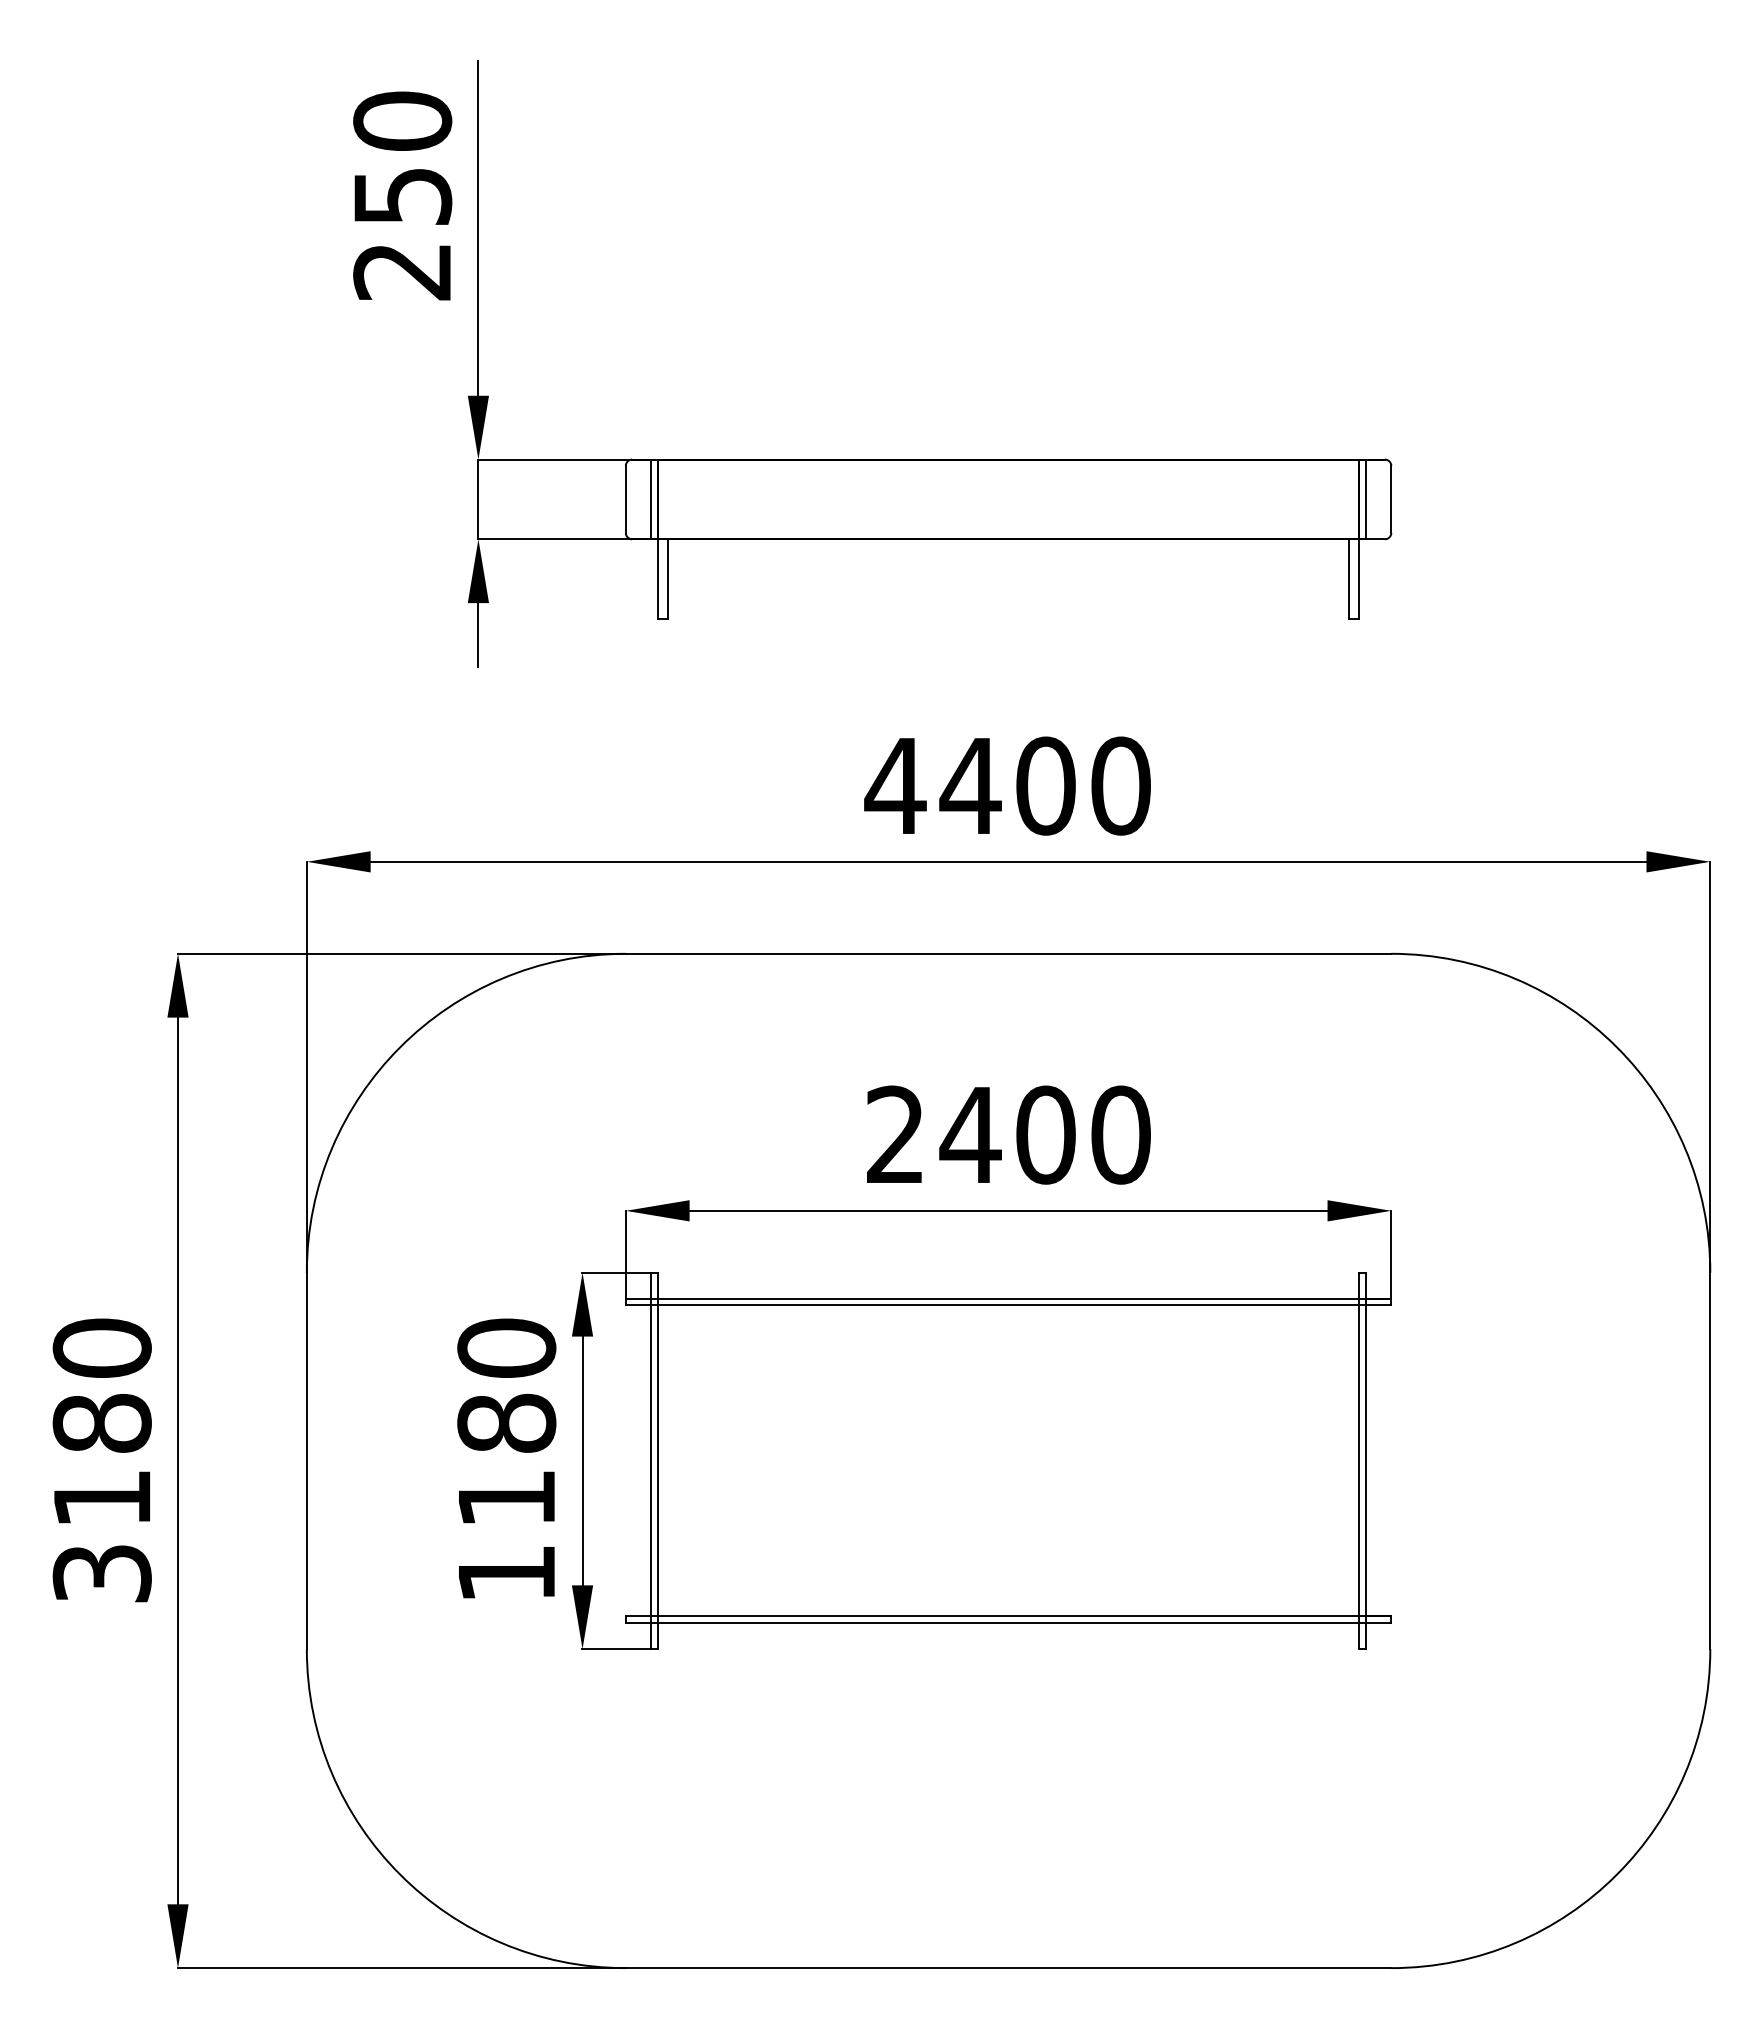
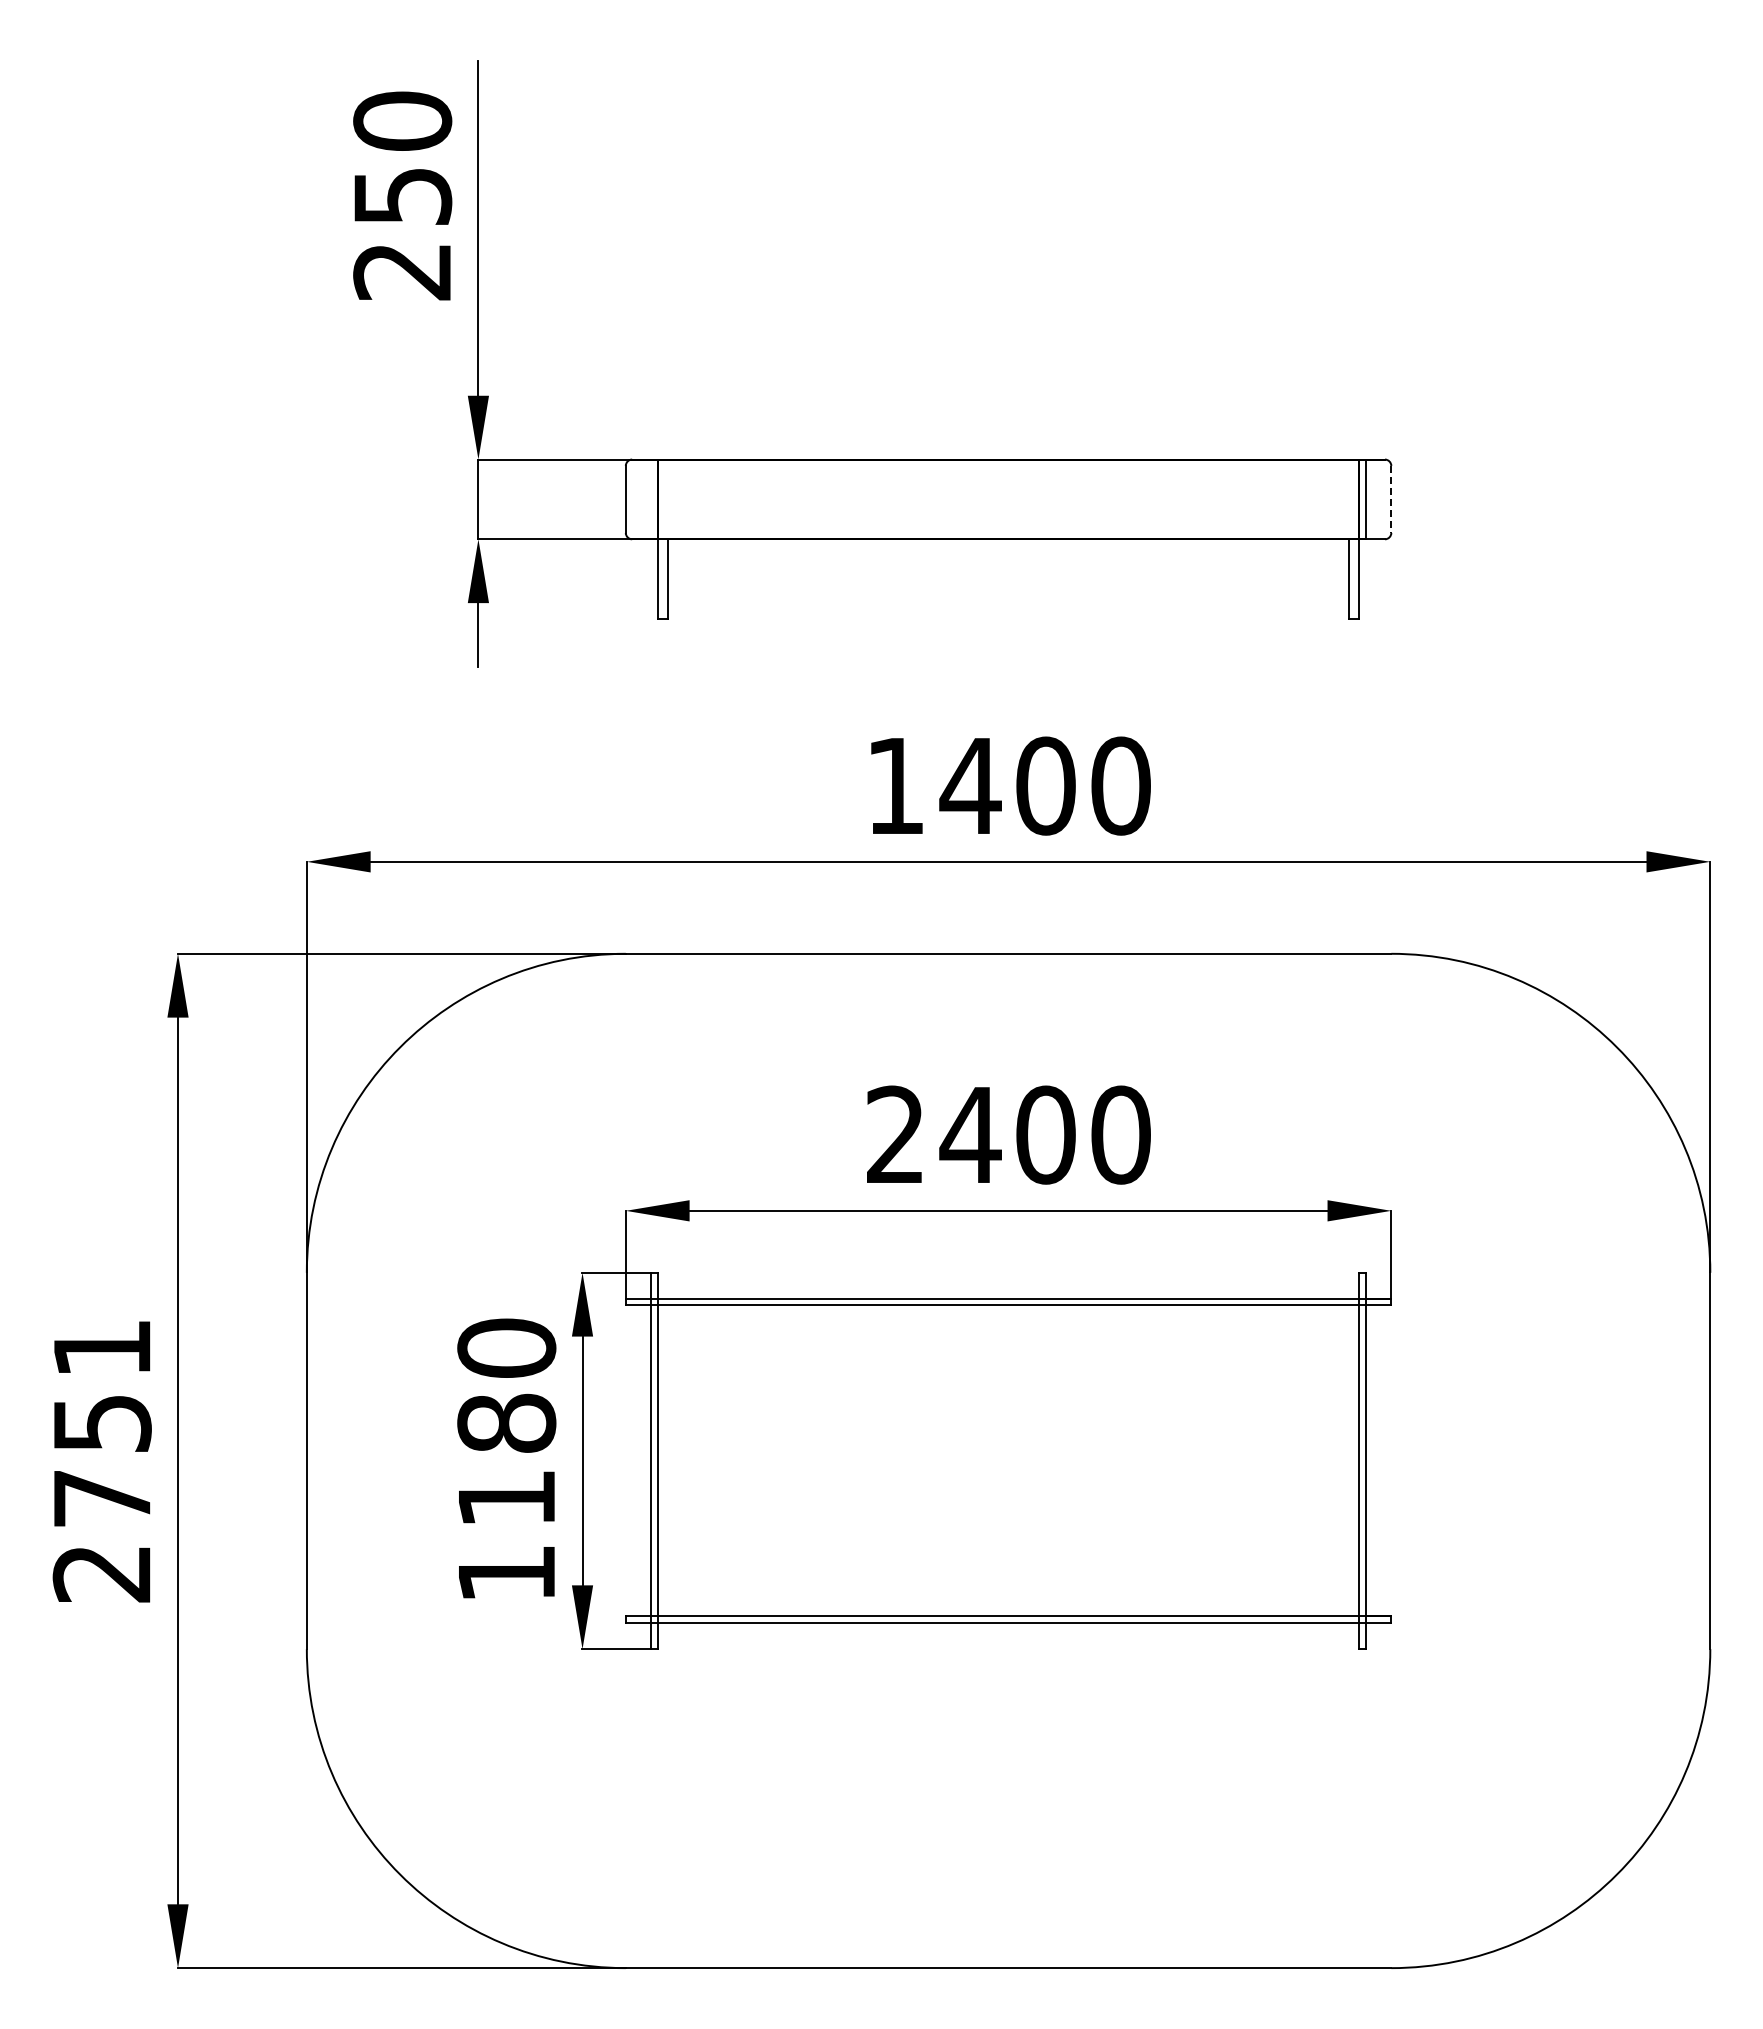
line: present -> none (651, 499)
line: solid -> dashed (1391, 499)
text: 4400 -> 1400 (895, 785)
text: 3180 -> 2751 (101, 1460)
